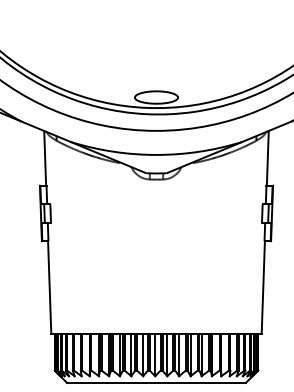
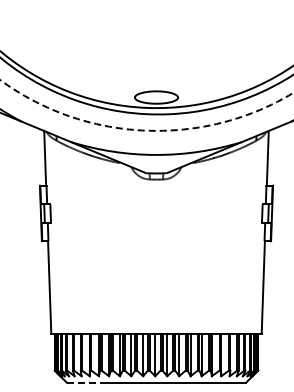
circle: solid -> dashed (146, 105)
line: solid -> dashed (87, 382)
